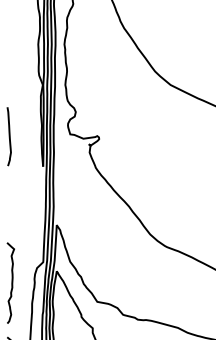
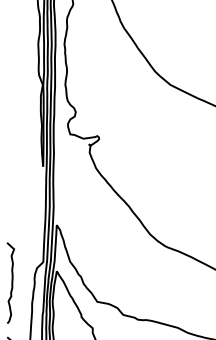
curve: present -> none (8, 136)
